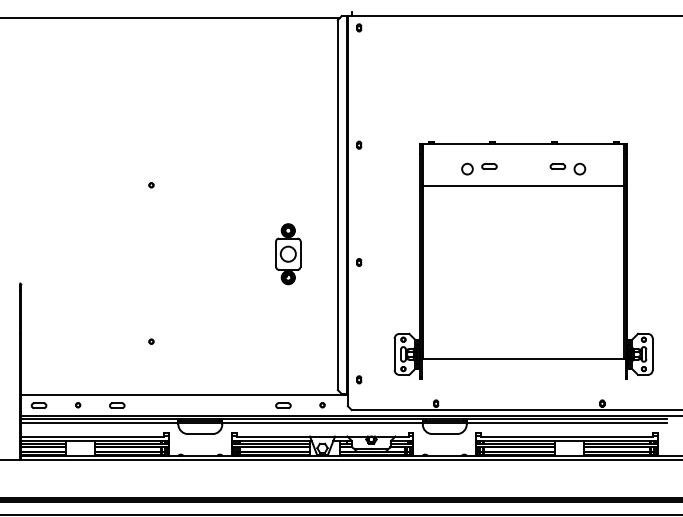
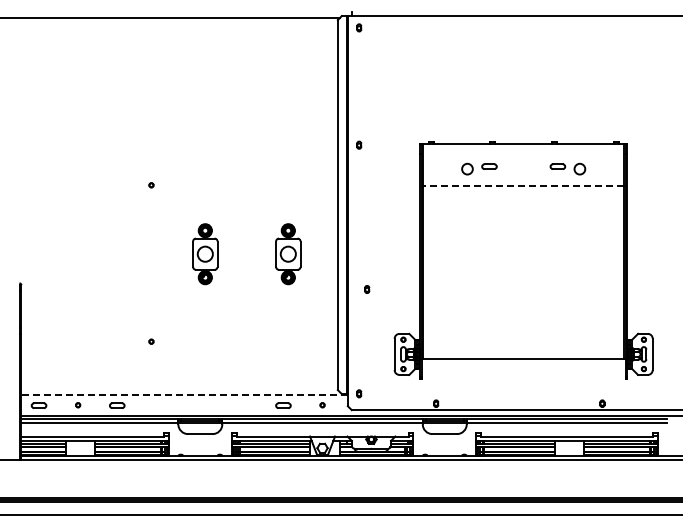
line: solid -> dashed (523, 186)
part: none -> present (205, 254)
part position: (359, 262) -> (367, 289) (367, 289)
part position: (359, 379) -> (359, 393) (359, 393)
line: solid -> dashed (184, 394)
